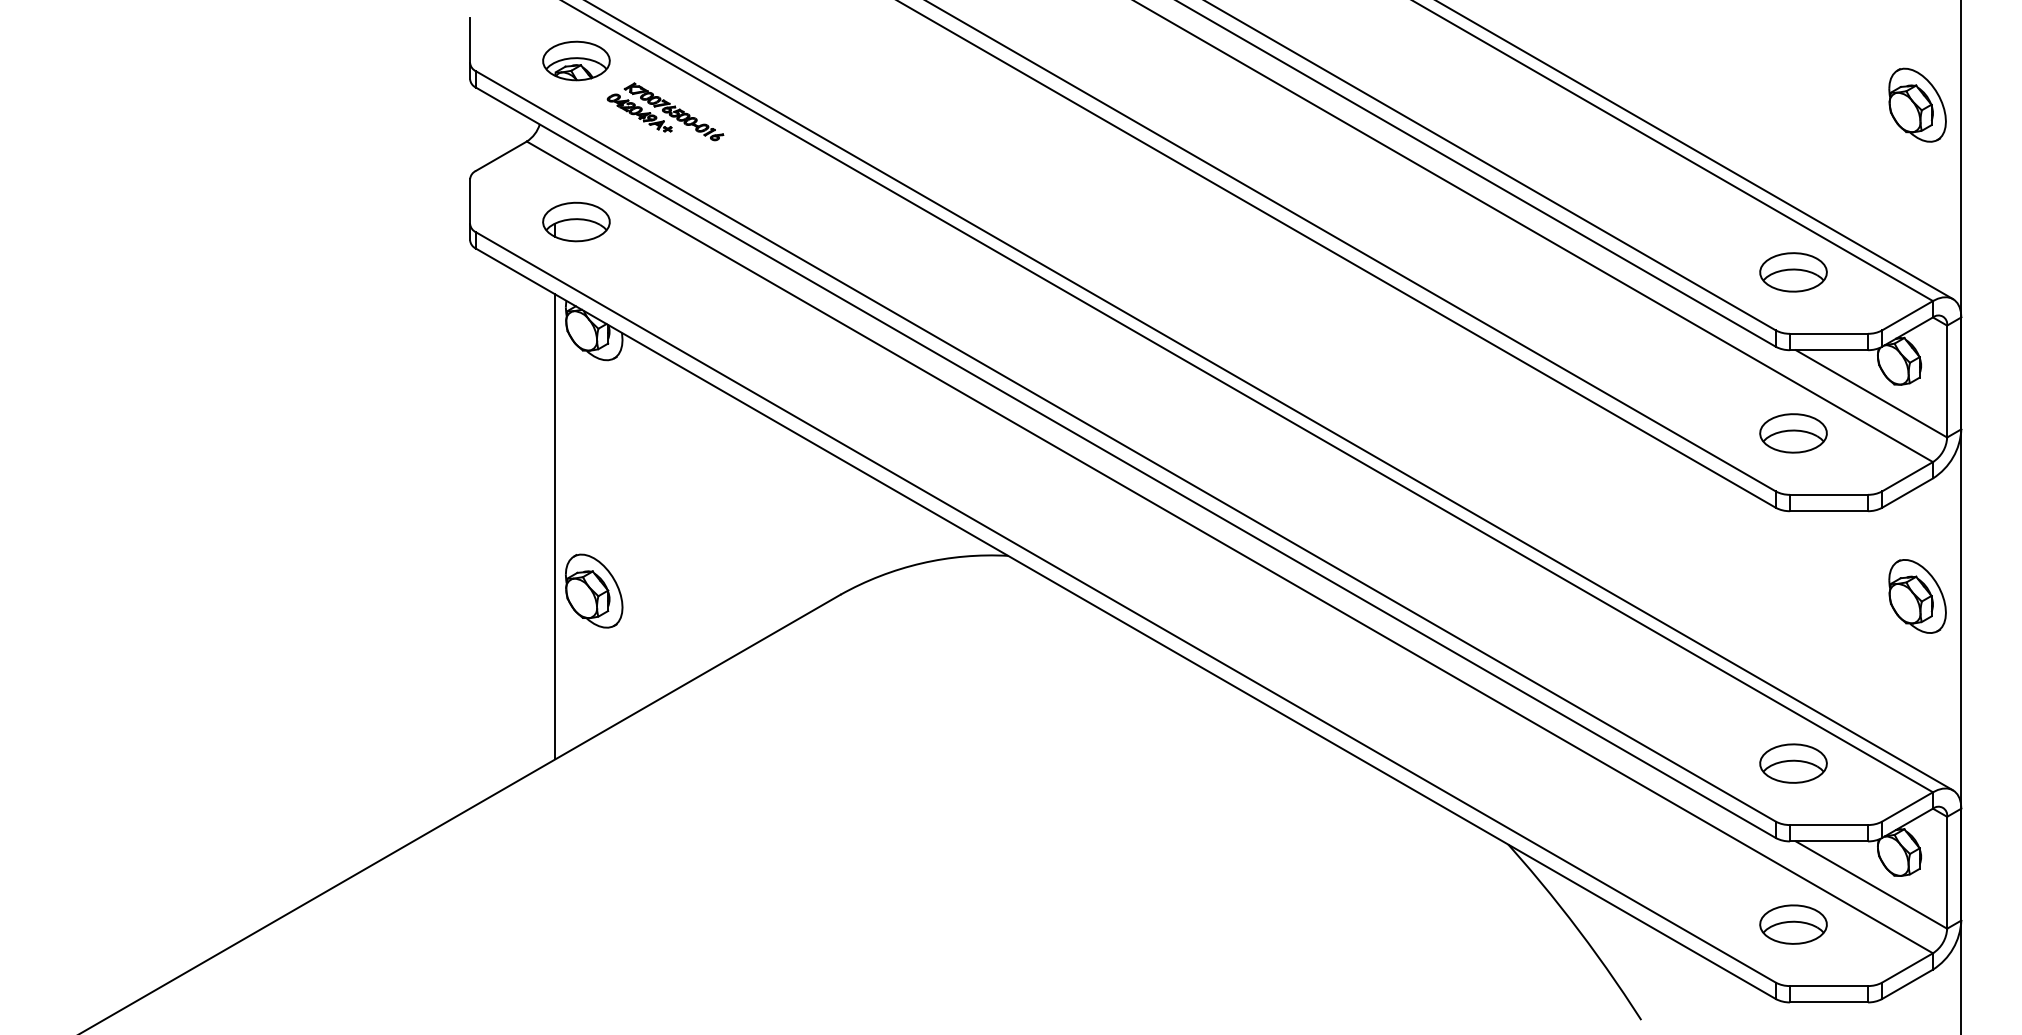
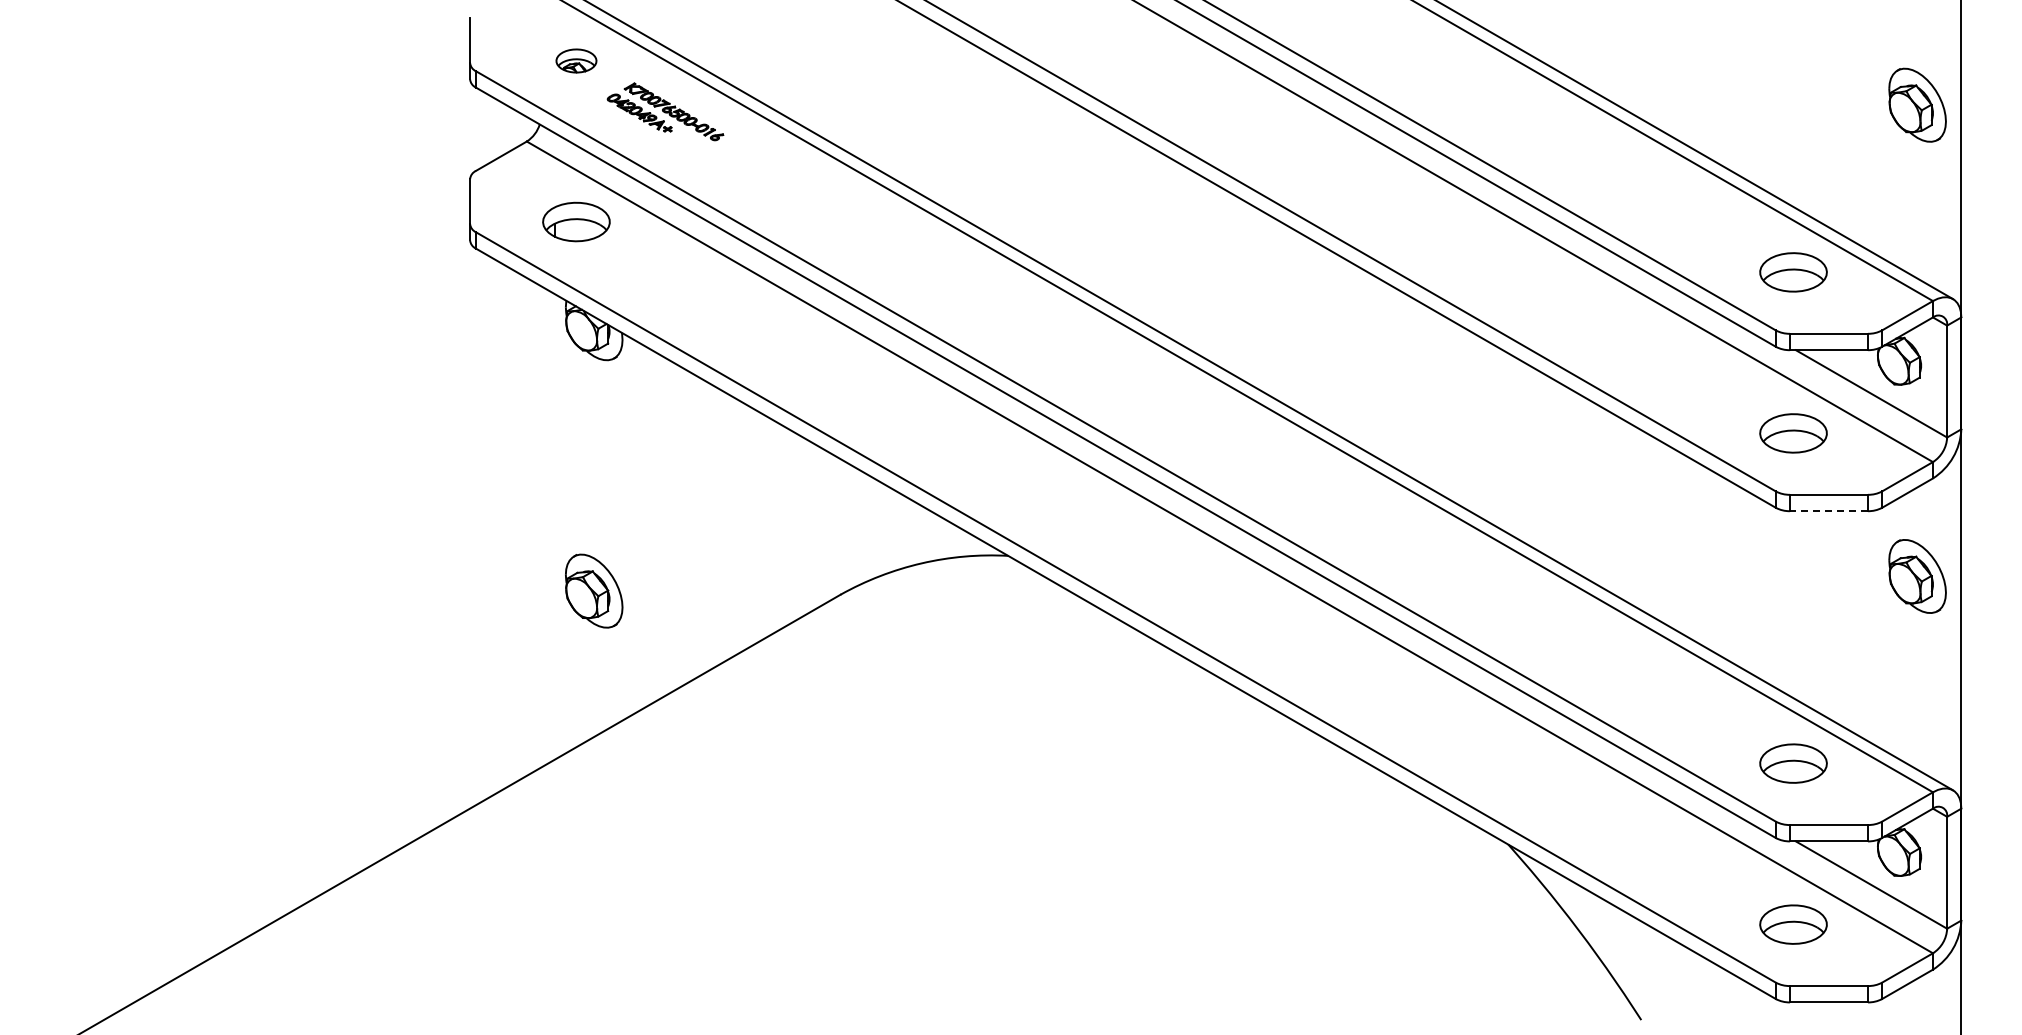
part size: 69x42 px -> 43x26 px (576, 60)
line: solid -> dashed (1828, 511)
line: present -> none (555, 526)
part position: (1917, 596) -> (1917, 576) (1917, 576)
